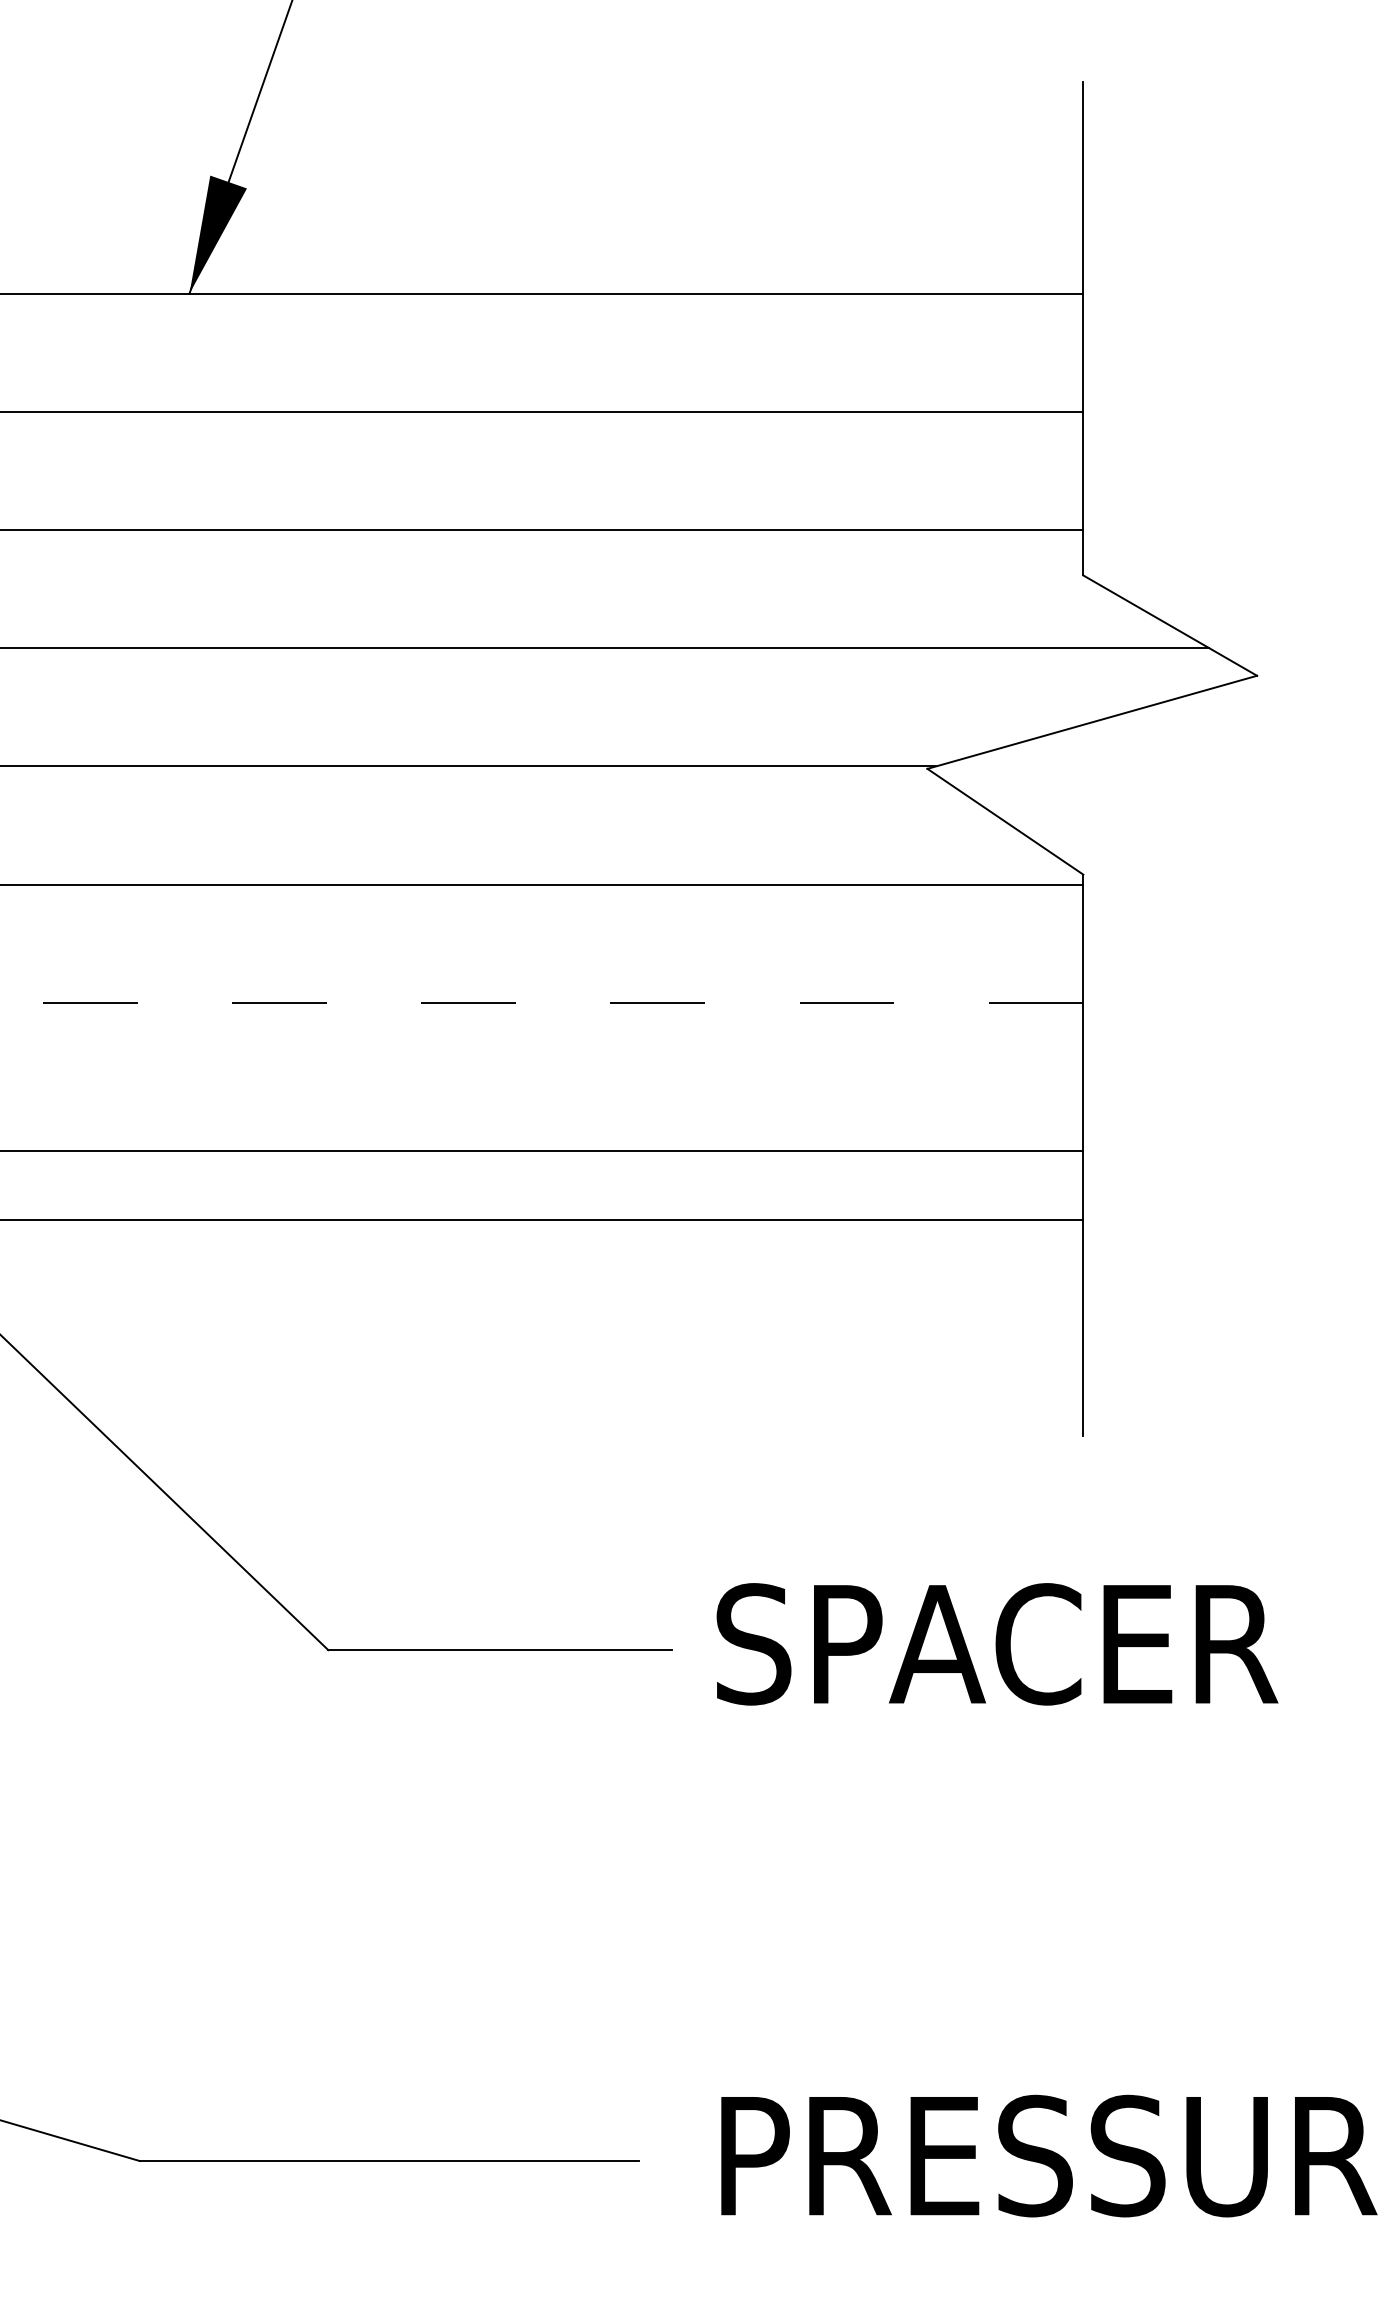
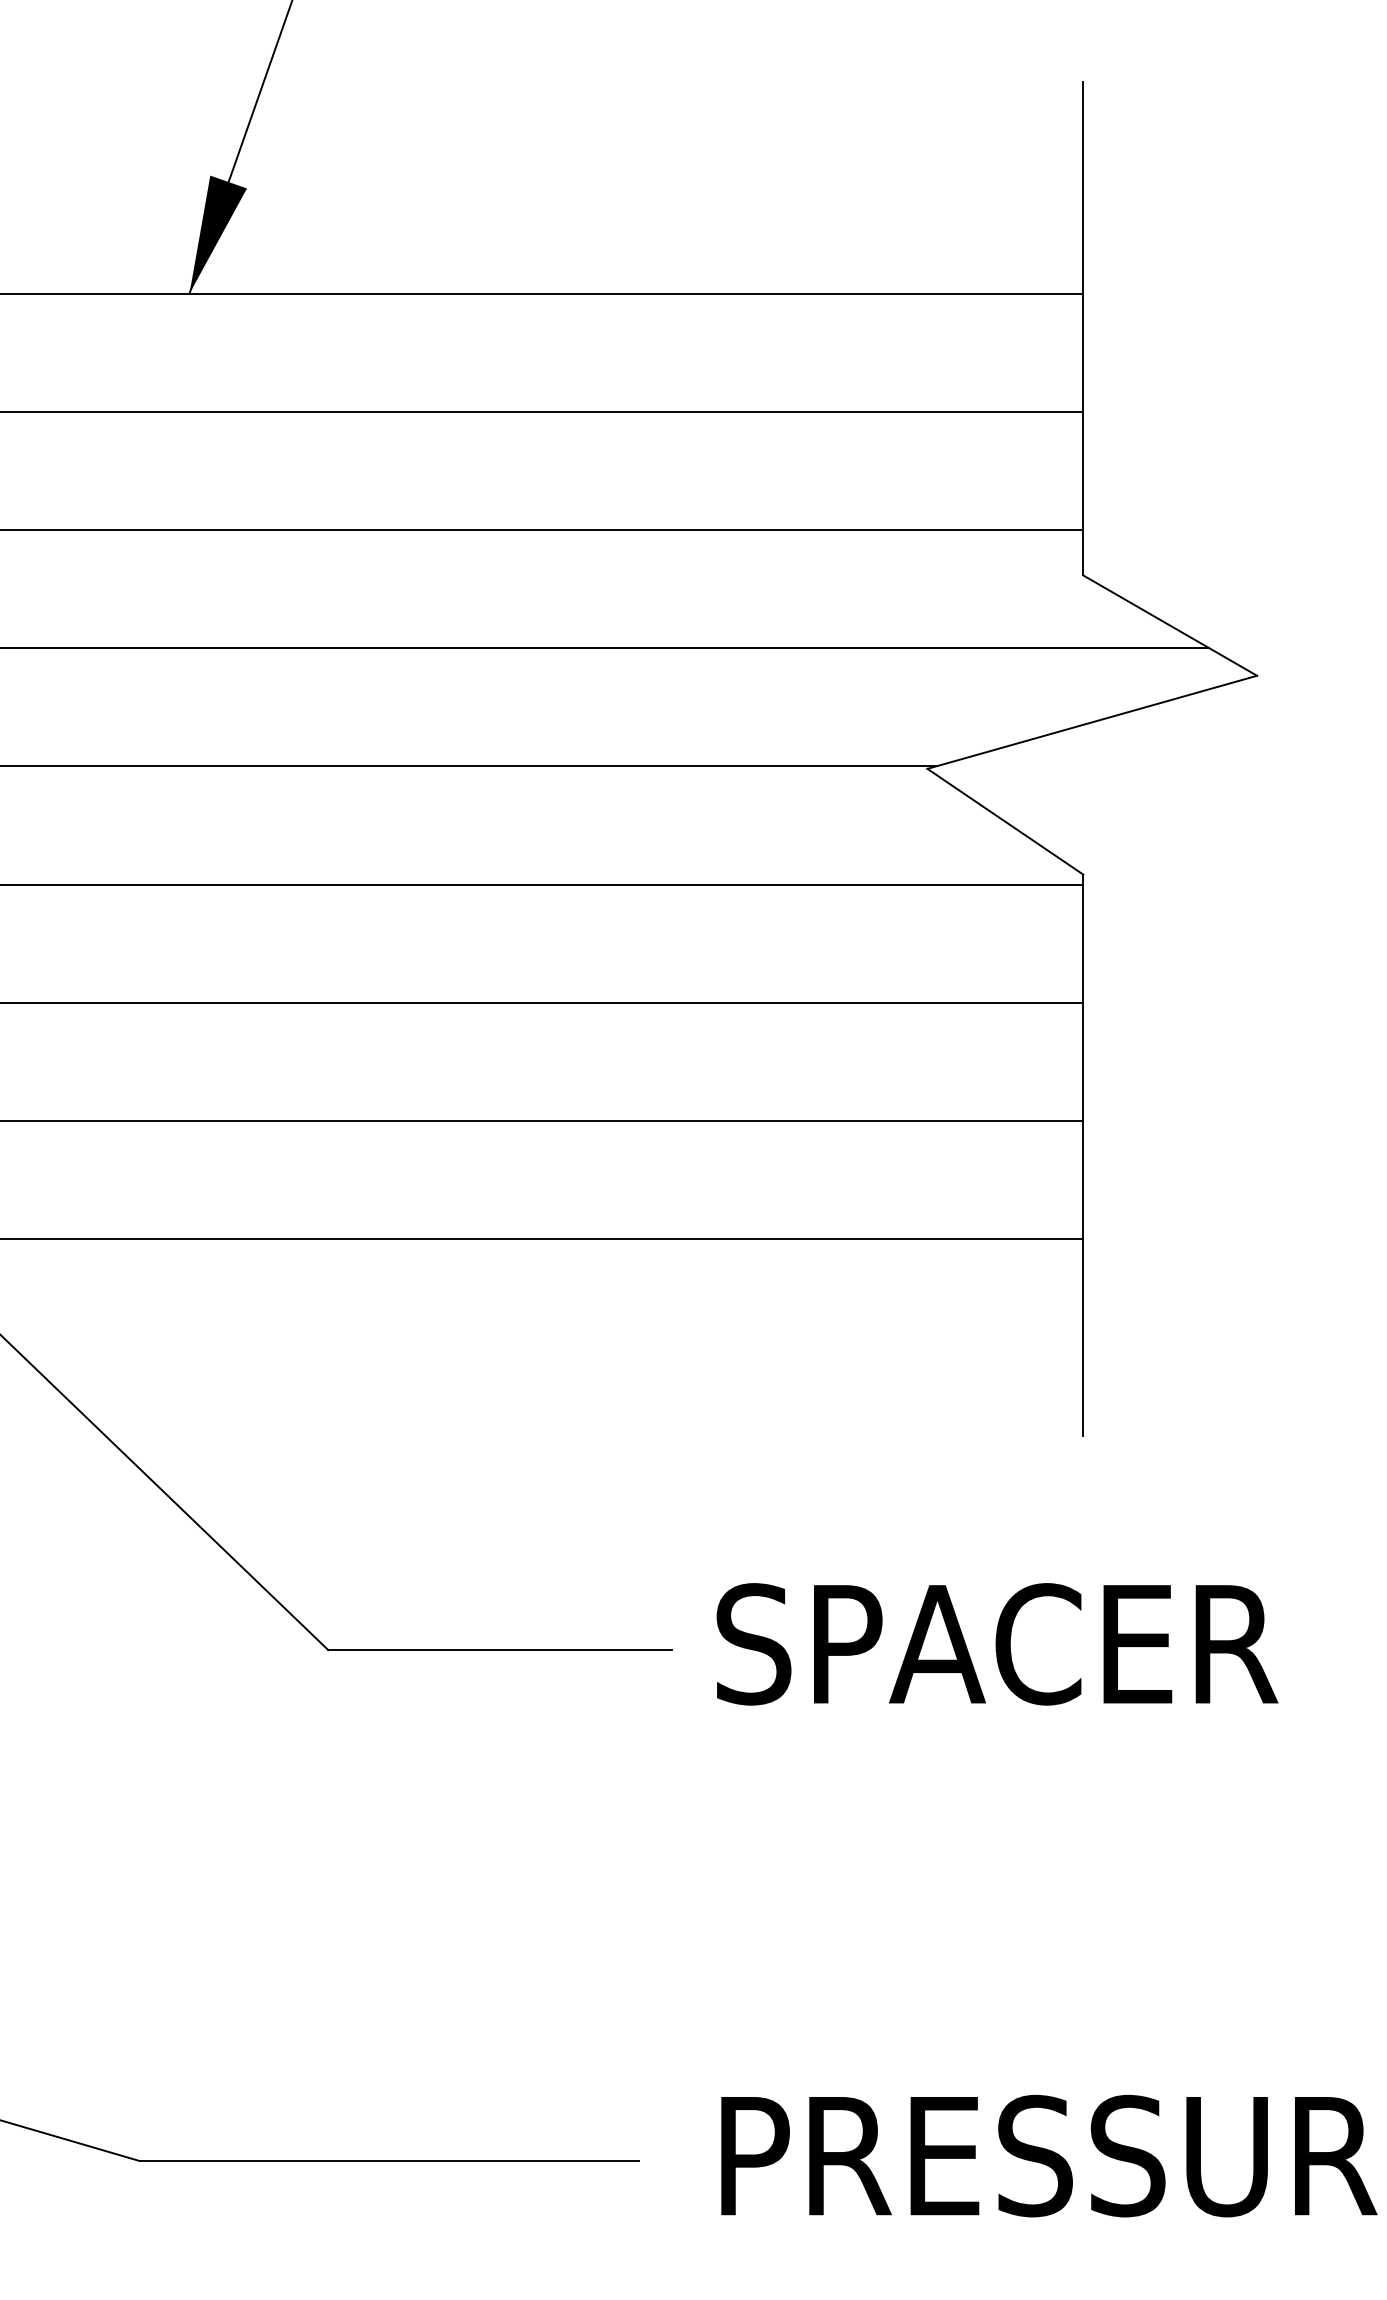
line: dashed -> solid (541, 1002)
line position: (542, 1151) -> (542, 1121) (542, 1121)
line position: (542, 1220) -> (542, 1239) (542, 1239)
